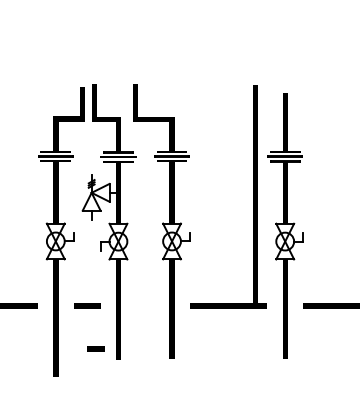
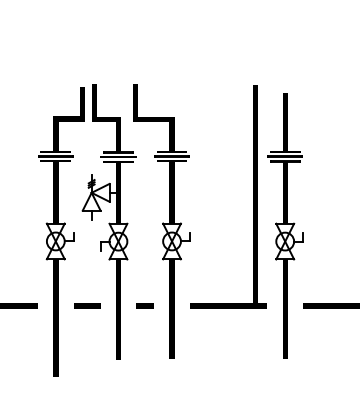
line position: (95, 348) -> (144, 305) (144, 305)
